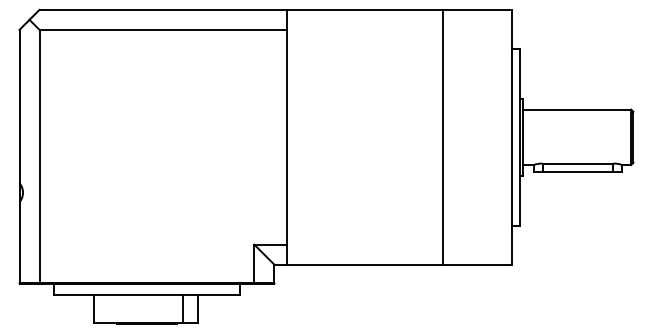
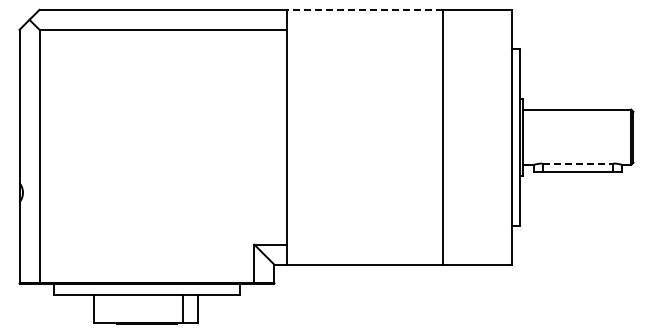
line: solid -> dashed (364, 9)
line: solid -> dashed (578, 163)
